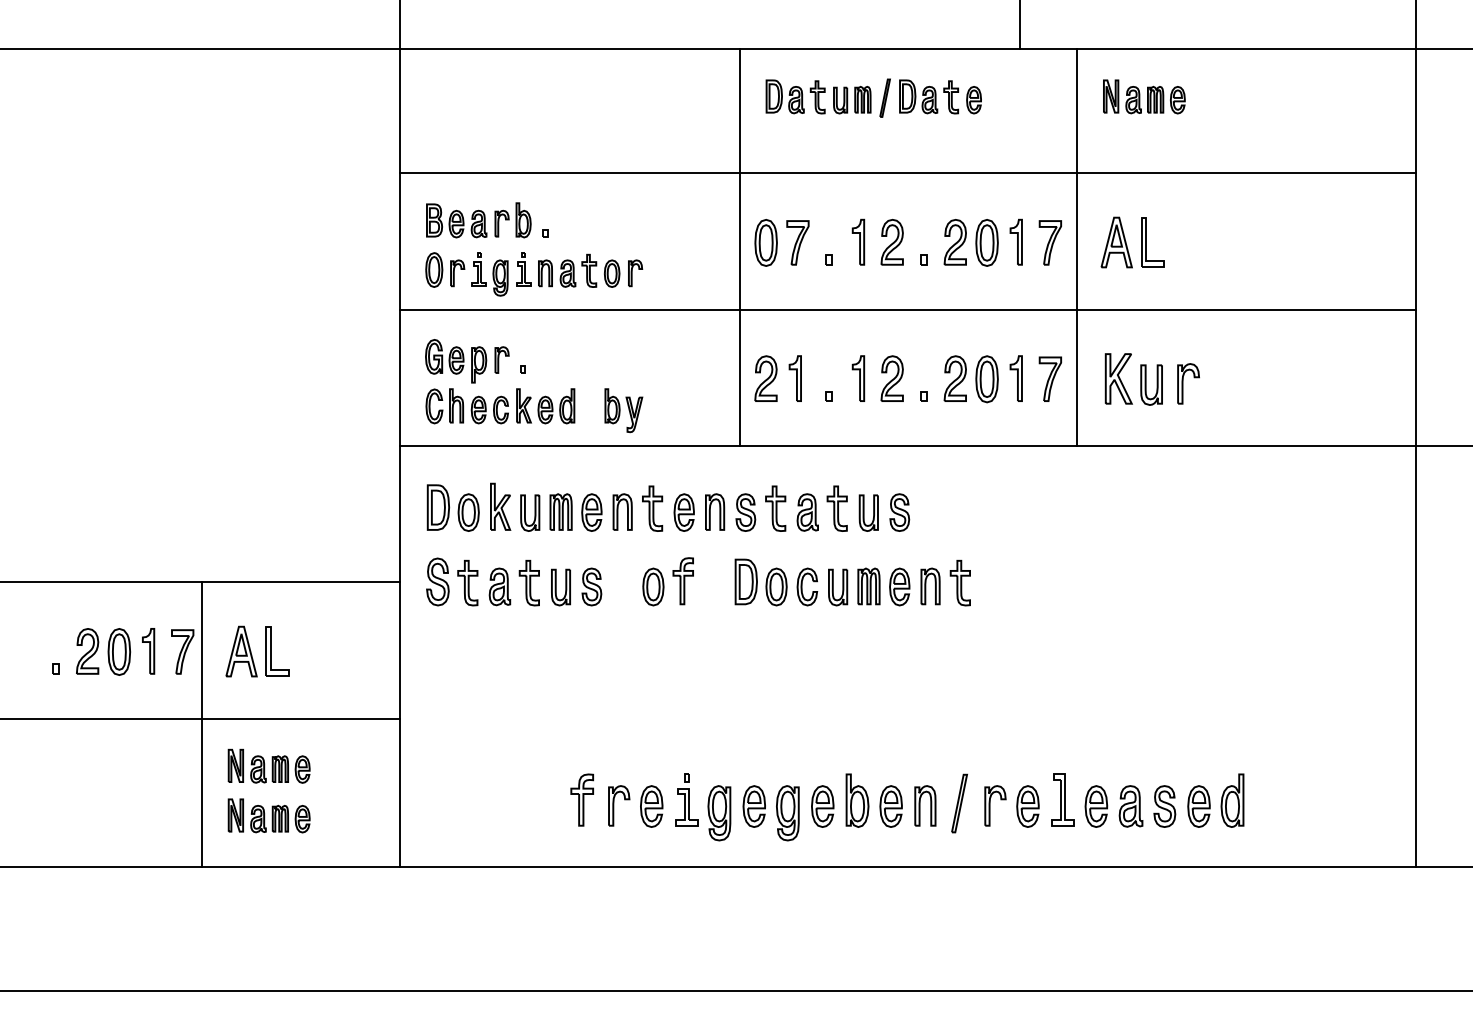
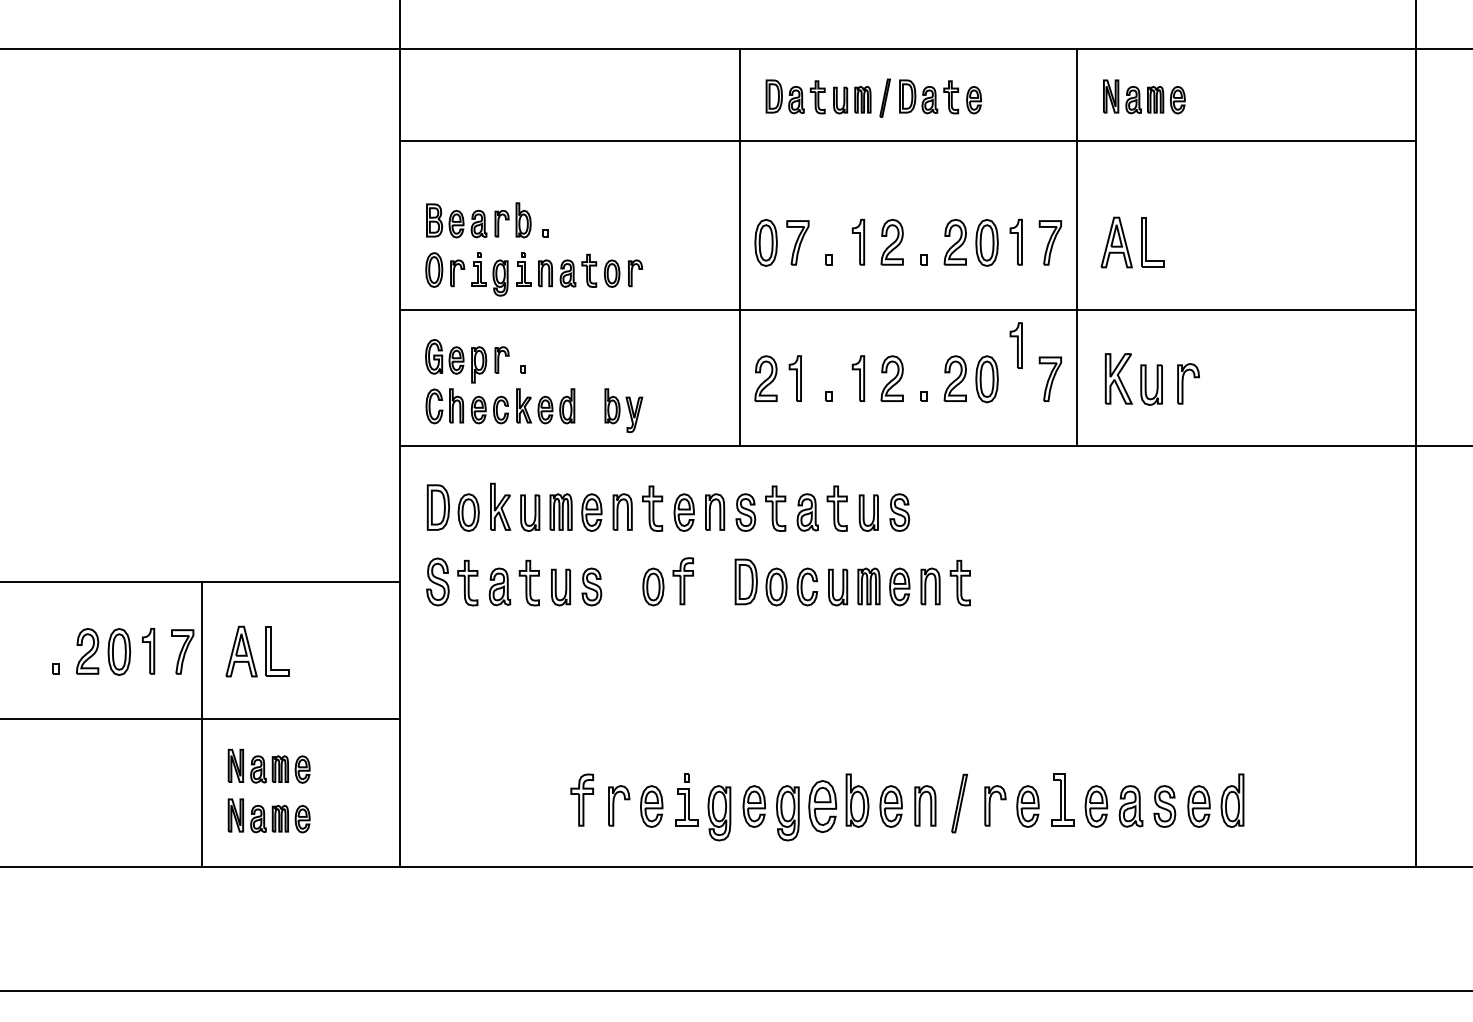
line: present -> none (1019, 25)
line position: (907, 173) -> (907, 141) (907, 141)
part position: (1015, 378) -> (1015, 345) (1015, 345)
part size: 24x43 px -> 30x54 px (822, 806)
